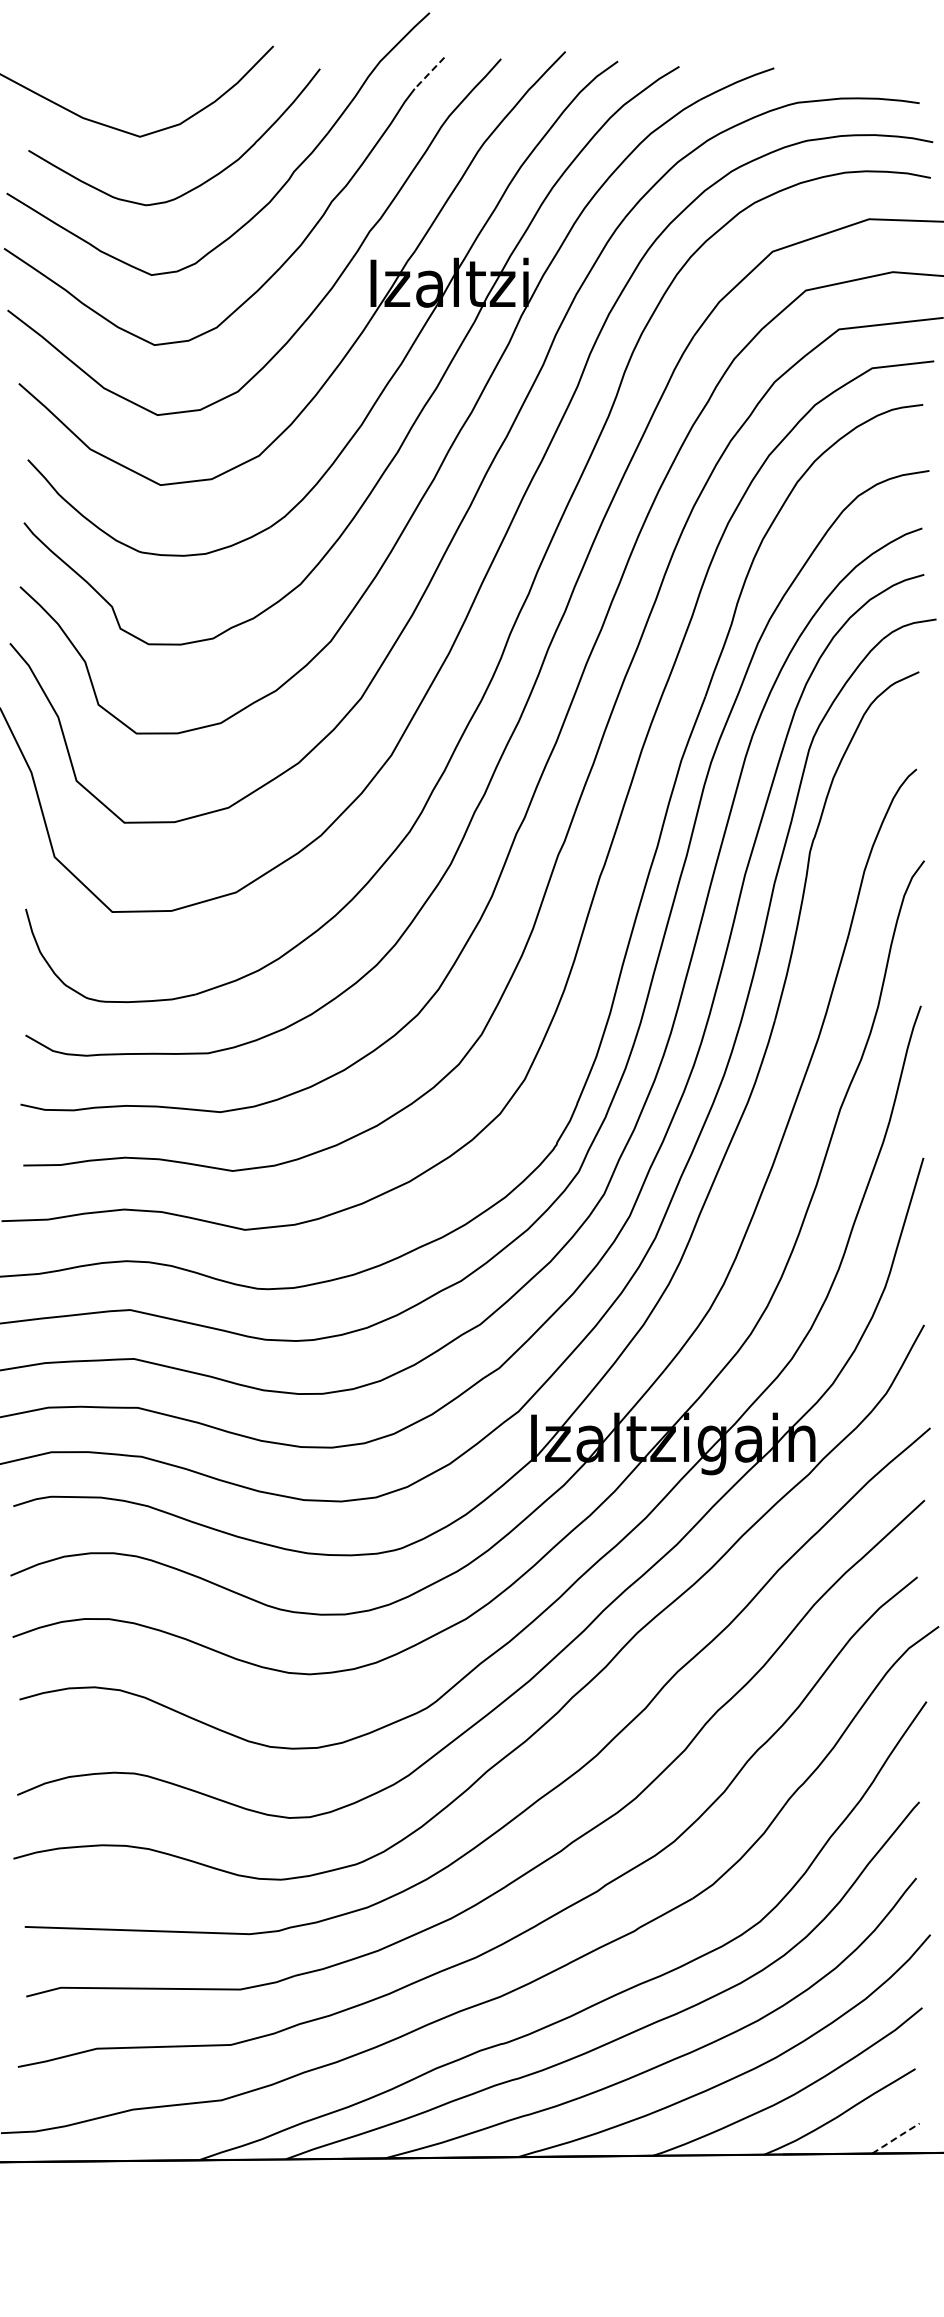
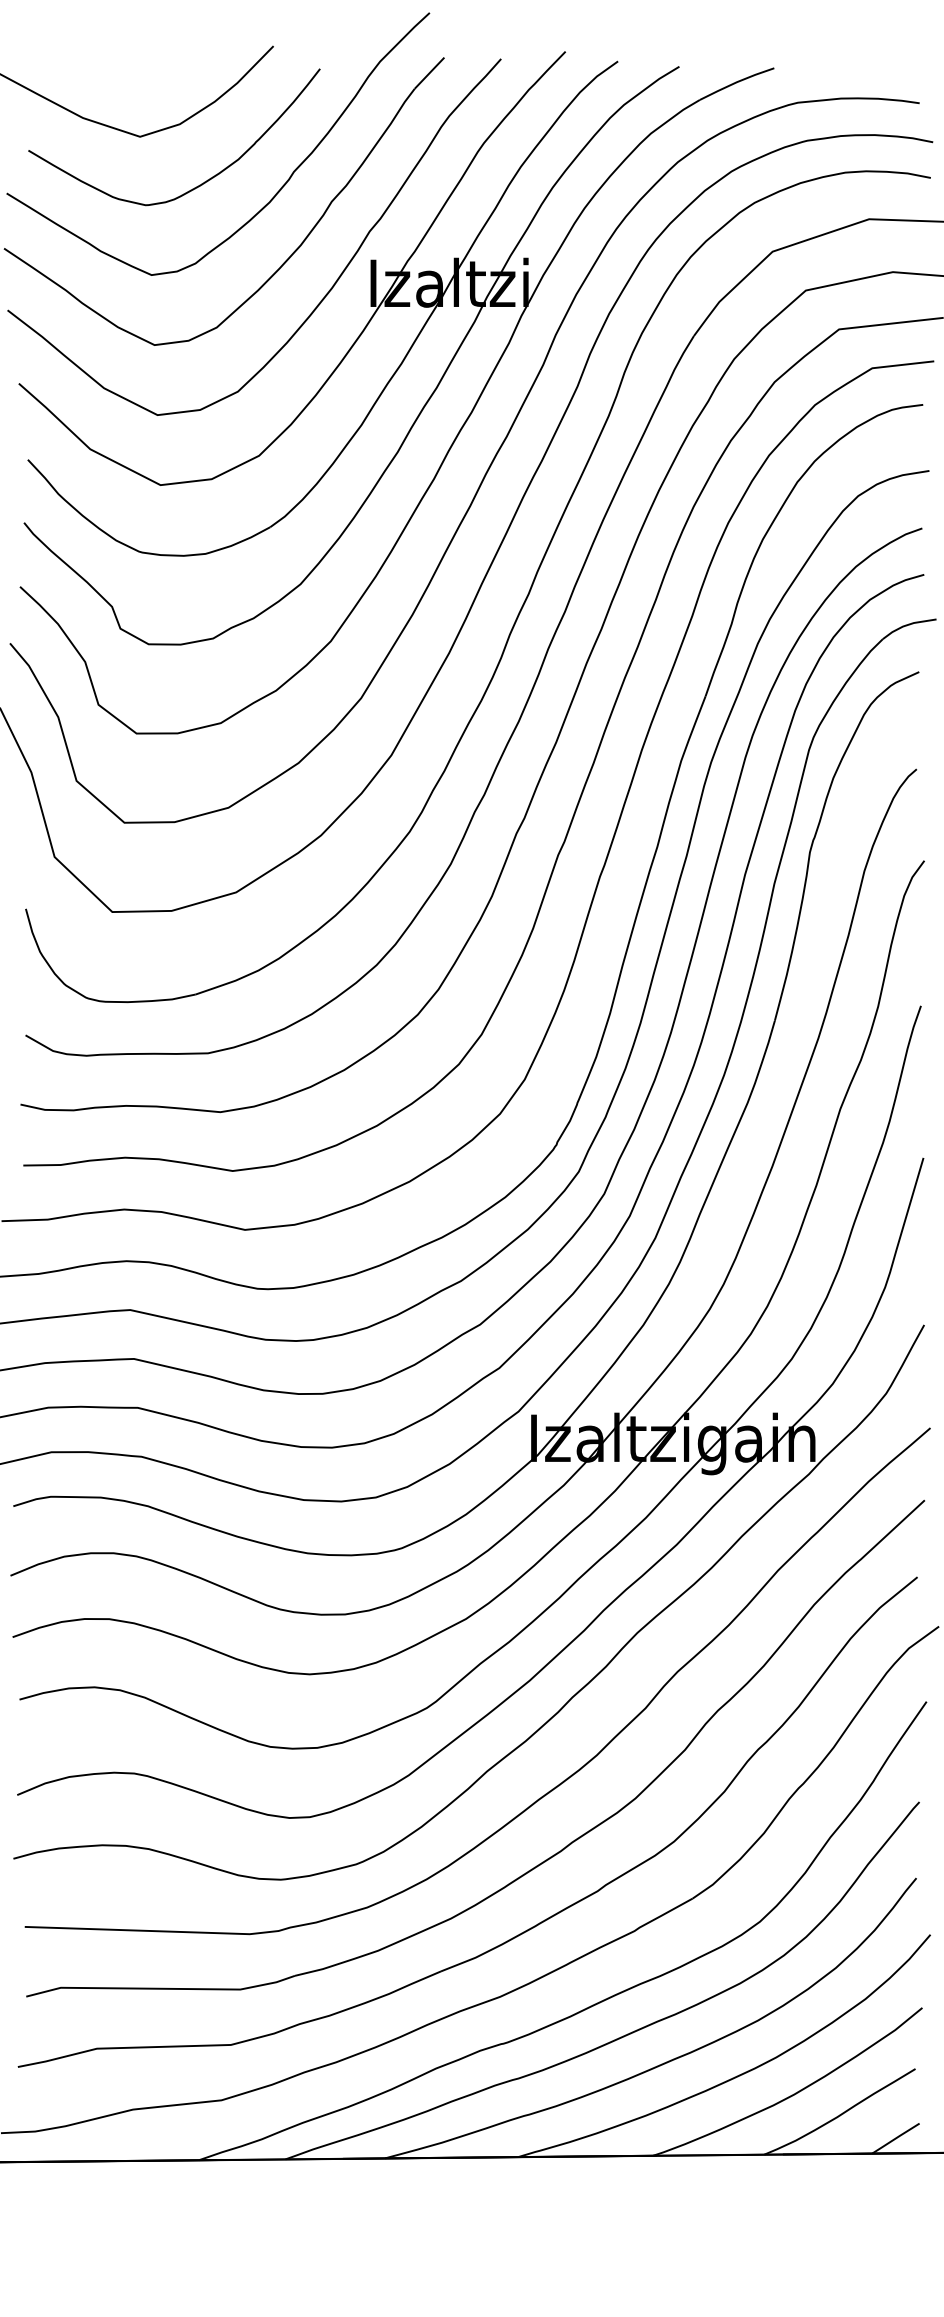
line: dashed -> solid (429, 73)
line: dashed -> solid (896, 2138)
